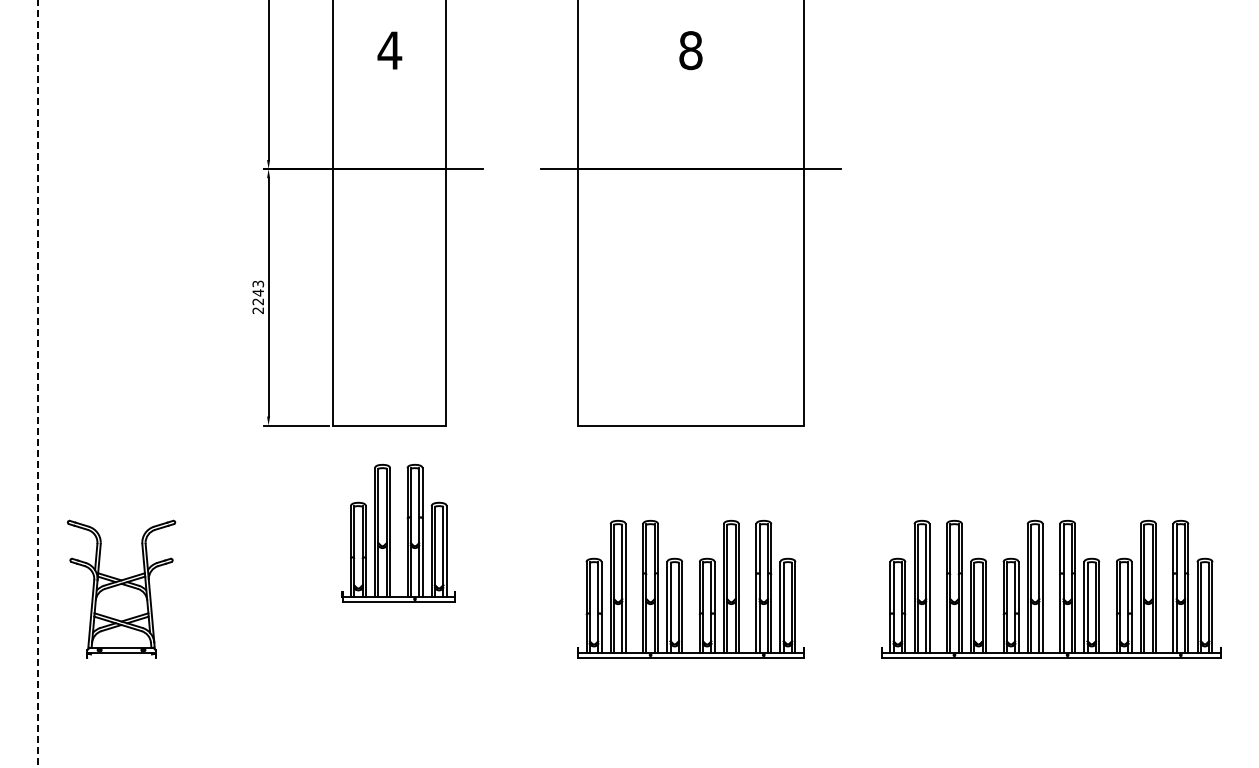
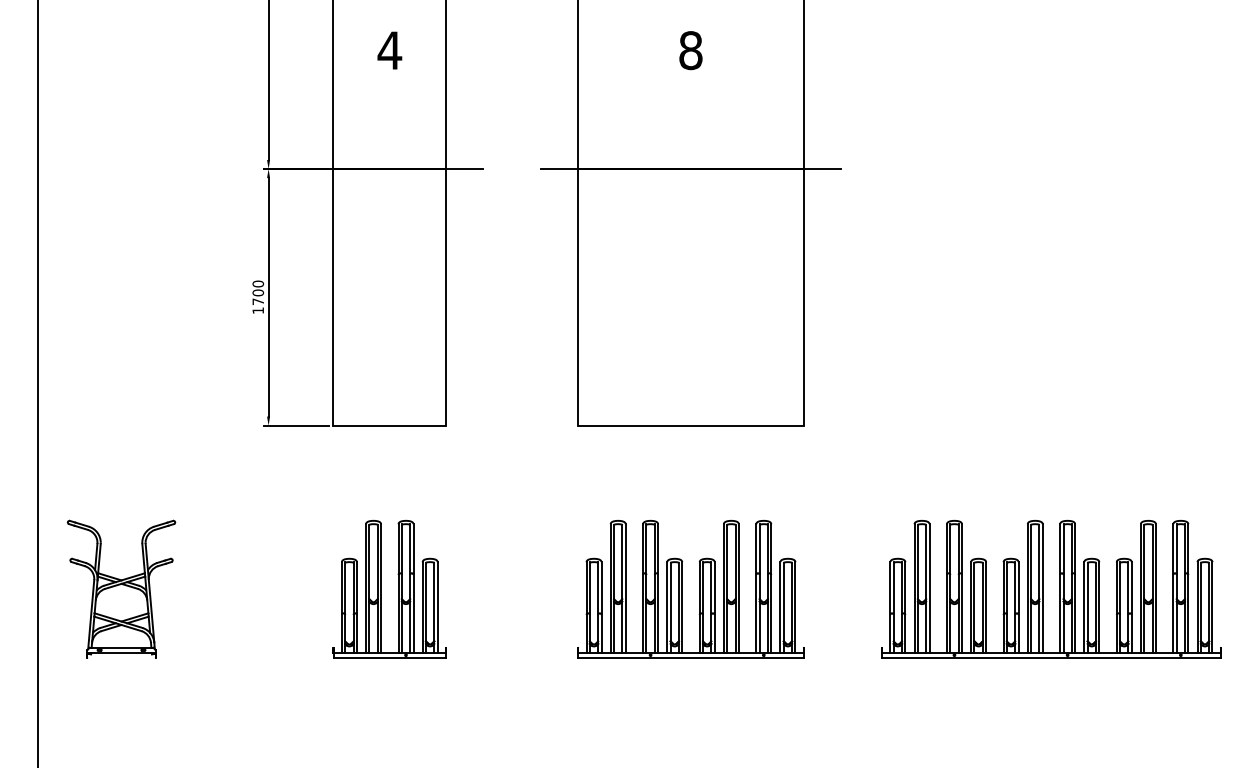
text: 2243 -> 1700 (258, 297)
line: dashed -> solid (37, 383)
part position: (390, 533) -> (381, 589) (381, 589)
